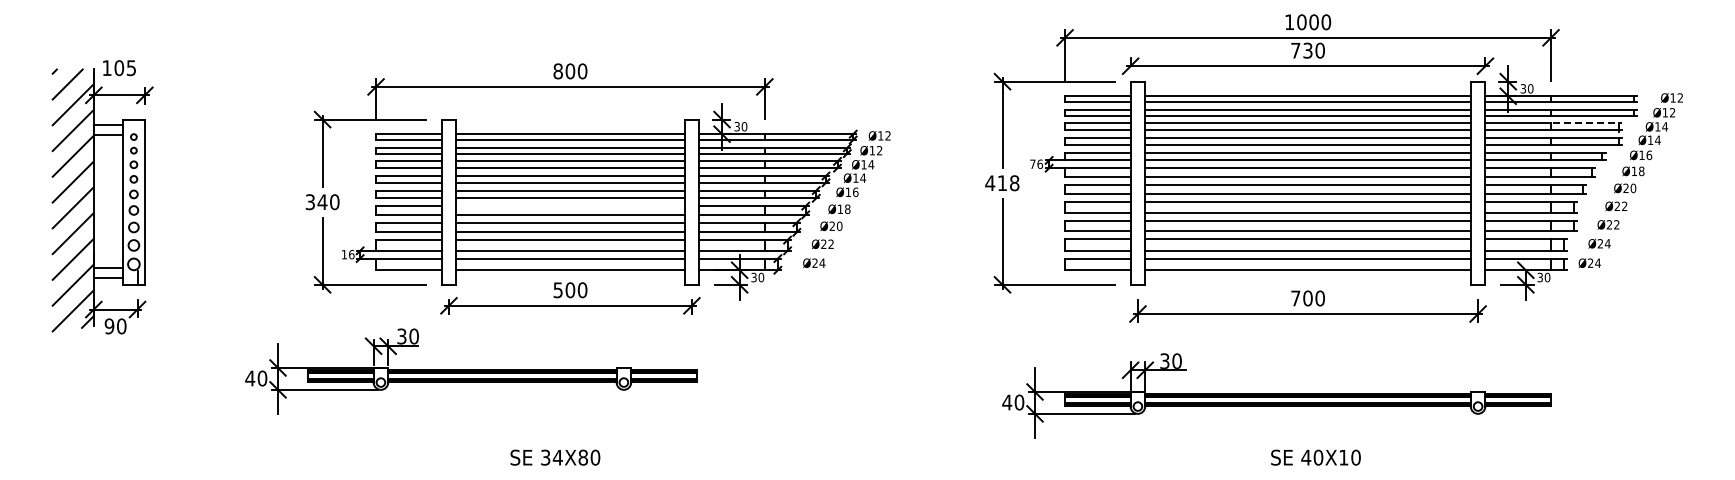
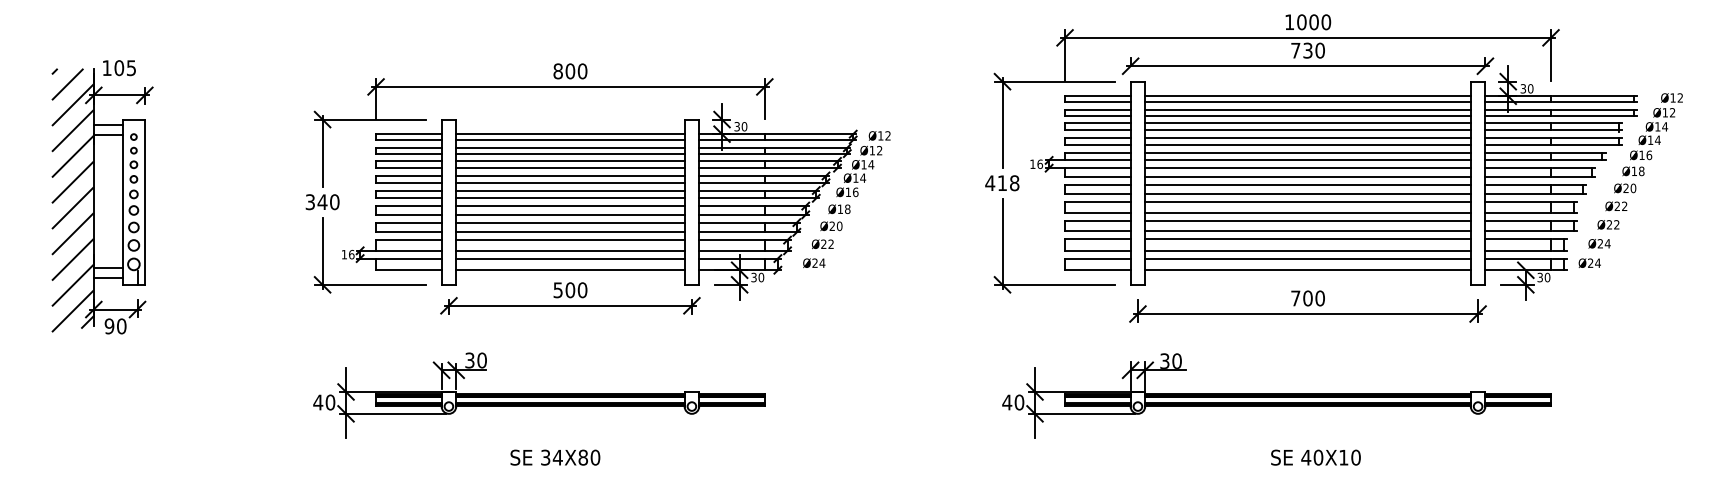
line: dashed -> solid (1587, 123)
text: 76 -> 16 (1032, 163)
line: none -> present (570, 206)
part position: (471, 371) -> (539, 395) (539, 395)
